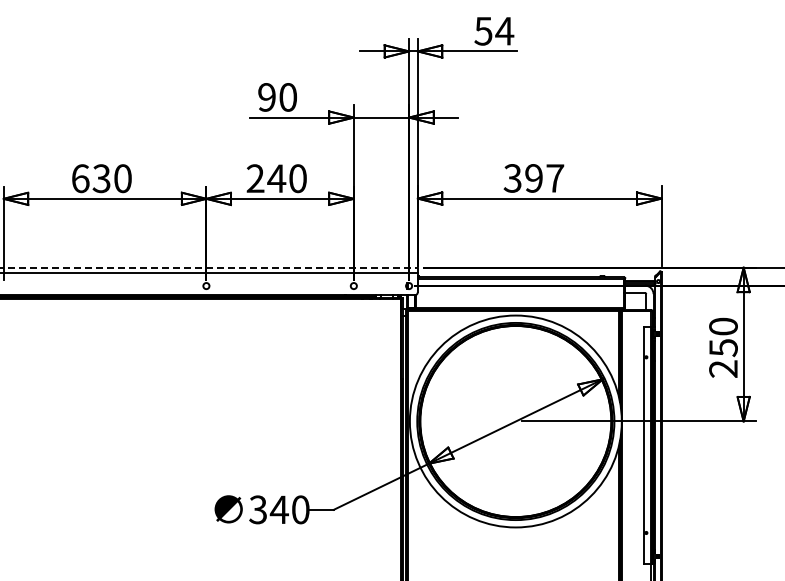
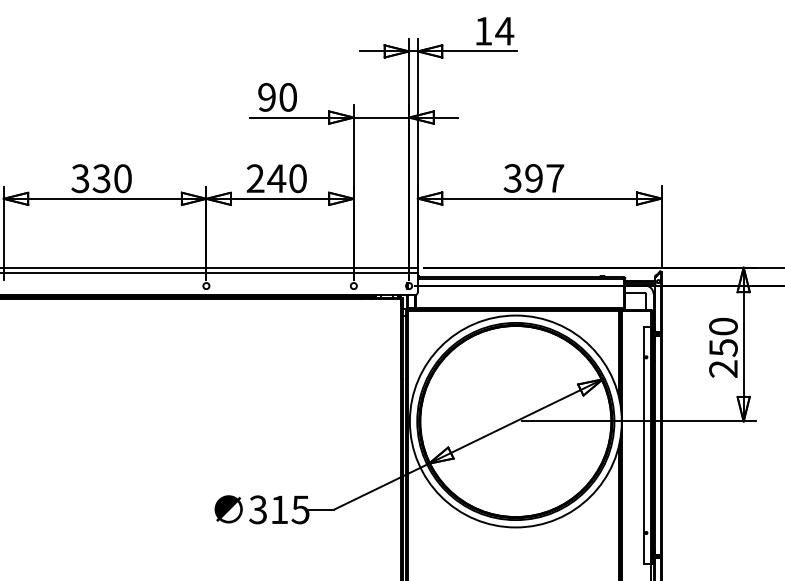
text: 54 -> 14 (483, 31)
text: 630 -> 330 (80, 178)
line: dashed -> solid (209, 267)
text: 340 -> 315 (289, 509)
